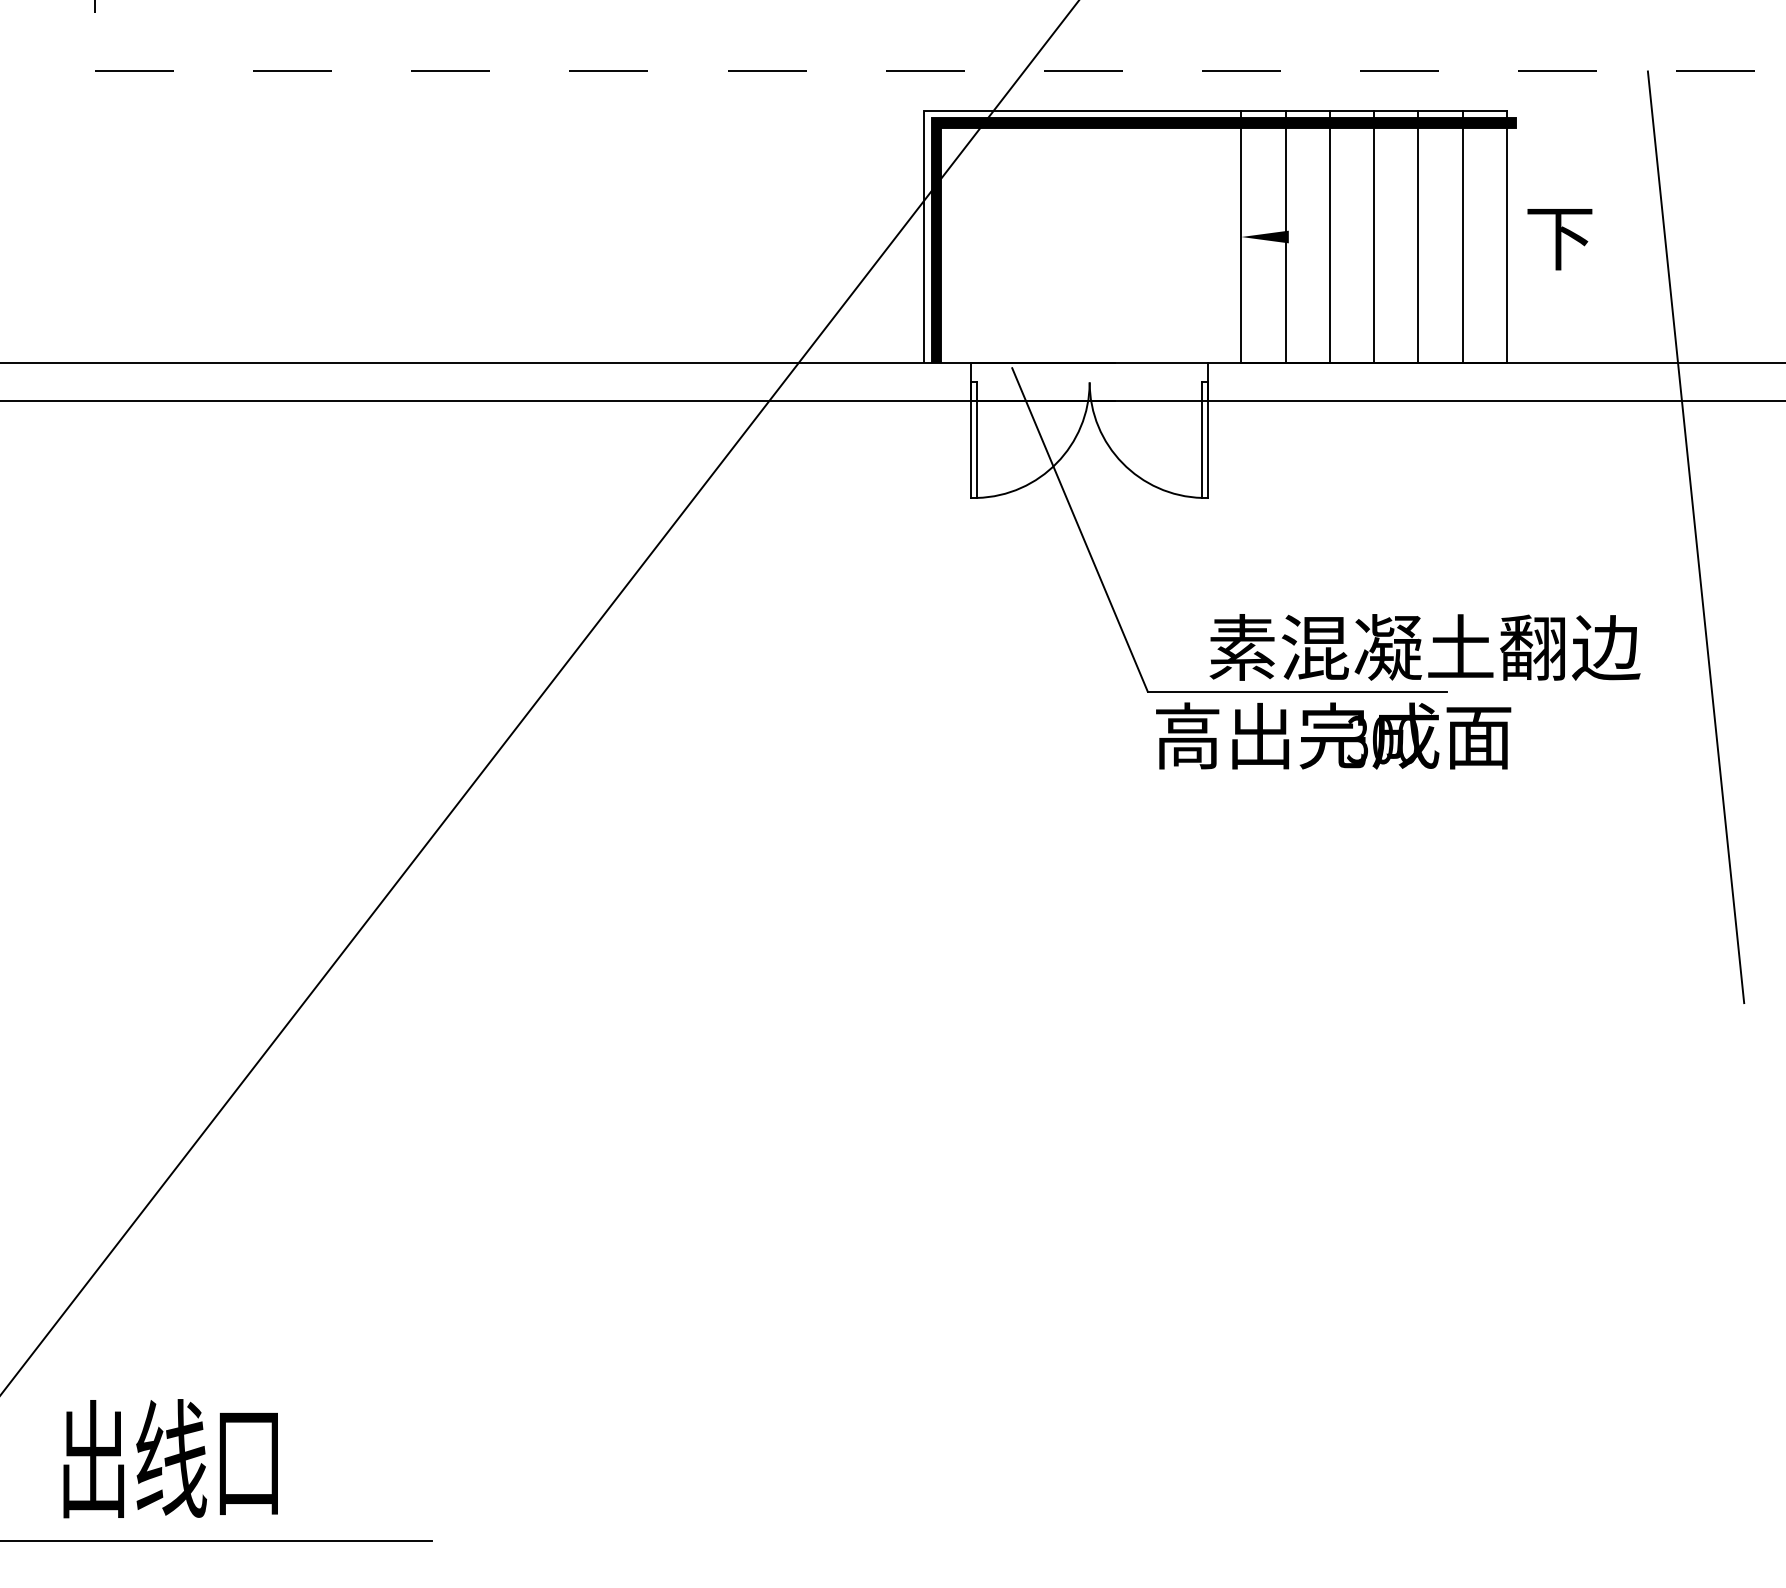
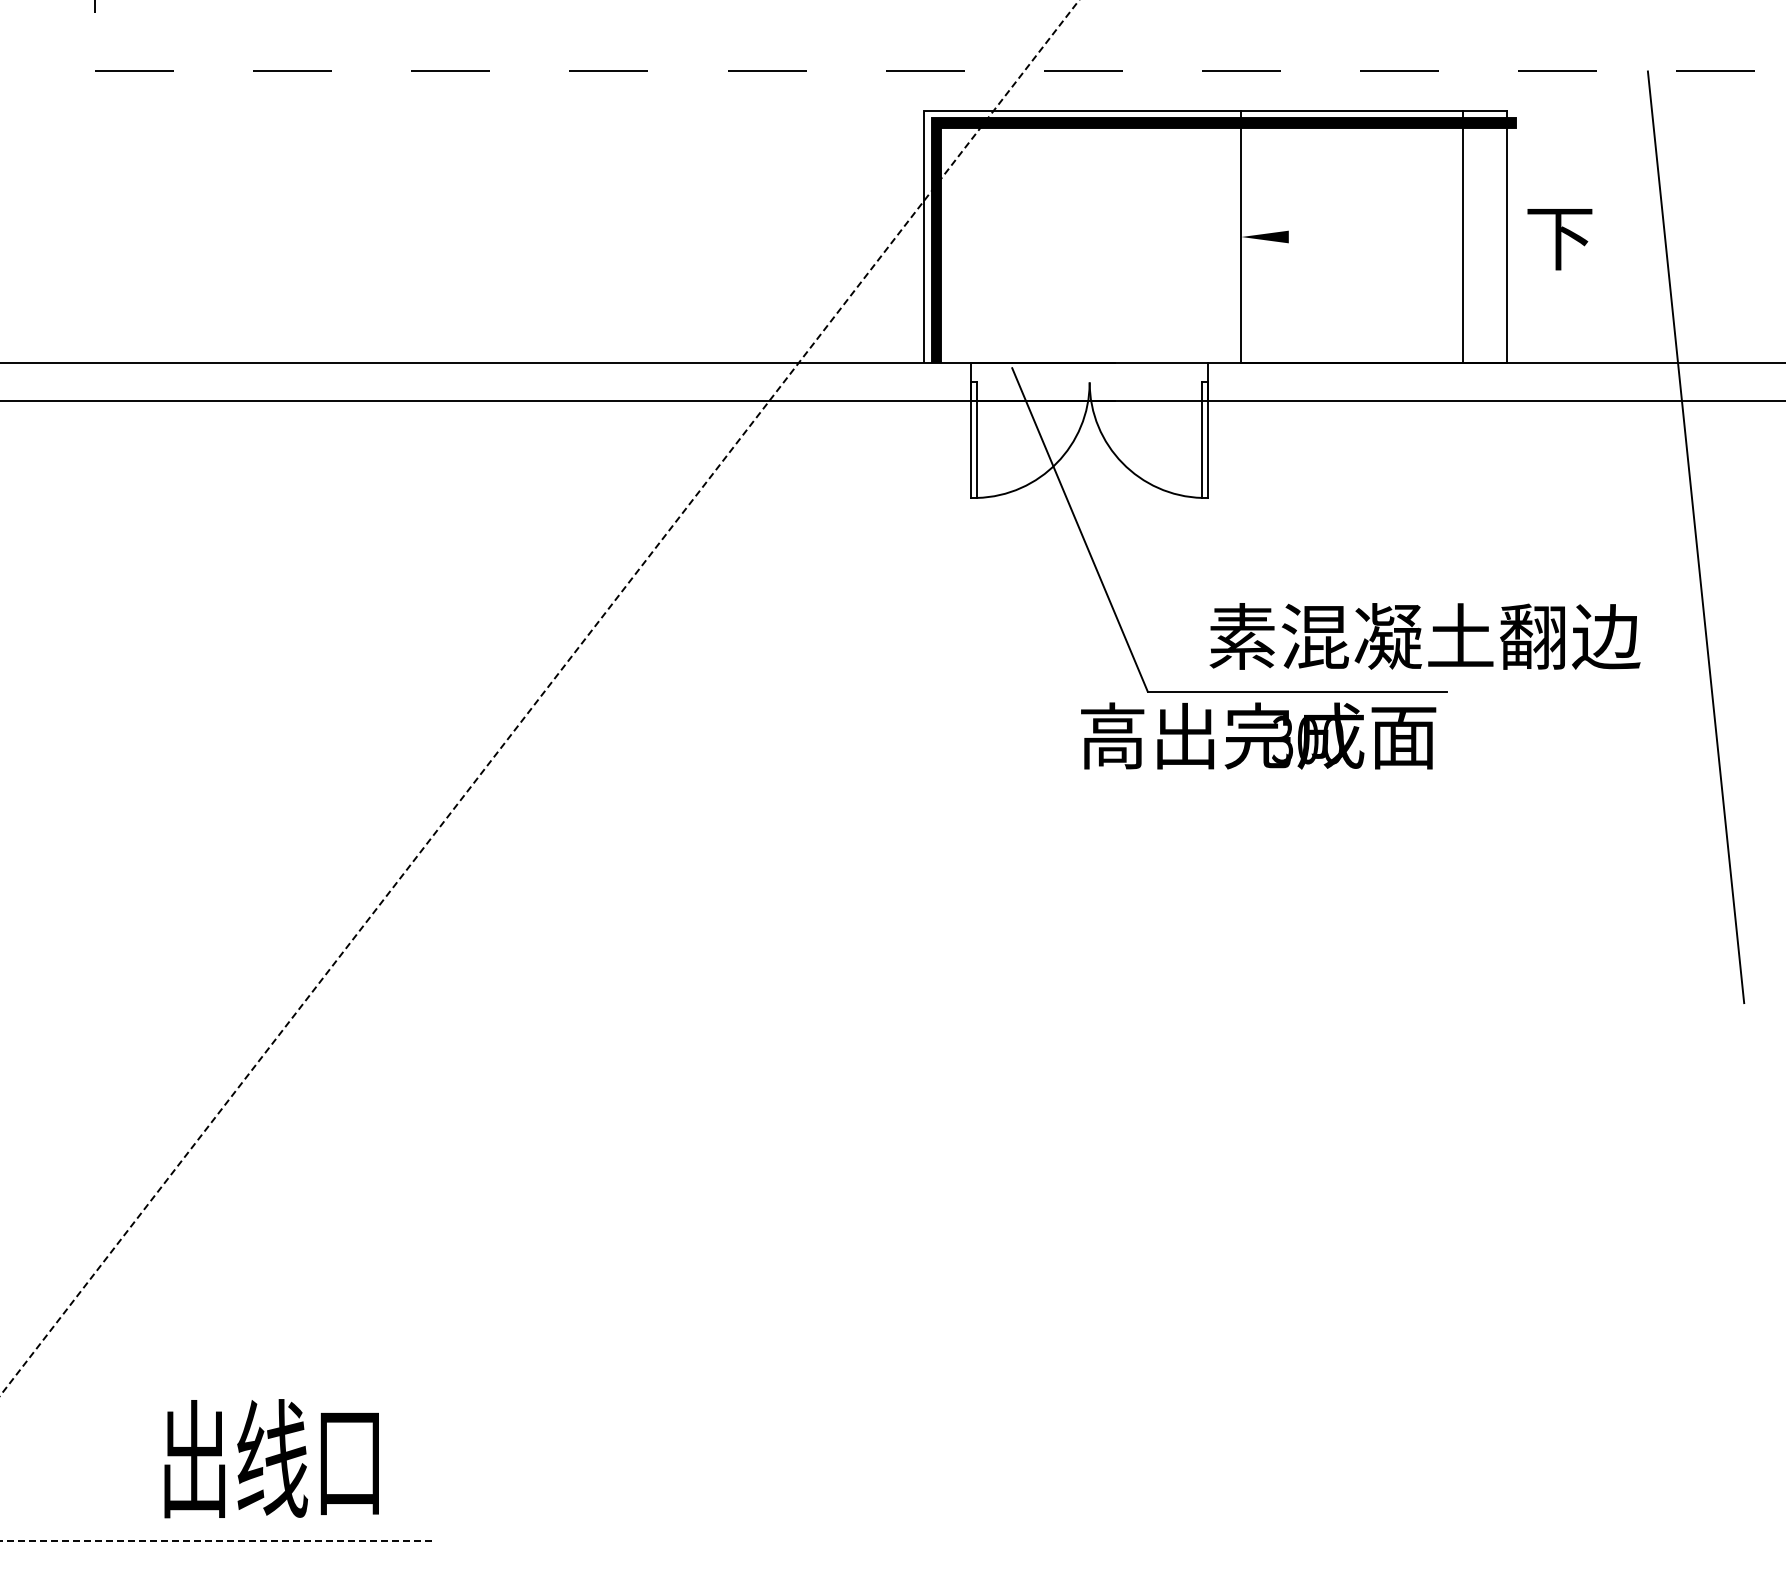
line: present -> none (1285, 236)
line: present -> none (1329, 236)
line: present -> none (1374, 236)
line: present -> none (1418, 236)
text position: (1424, 647) -> (1424, 636) (1424, 636)
line: solid -> dashed (539, 698)
text position: (1333, 735) -> (1258, 735) (1258, 735)
text position: (170, 1458) -> (271, 1458) (271, 1458)
line: solid -> dashed (216, 1540)
